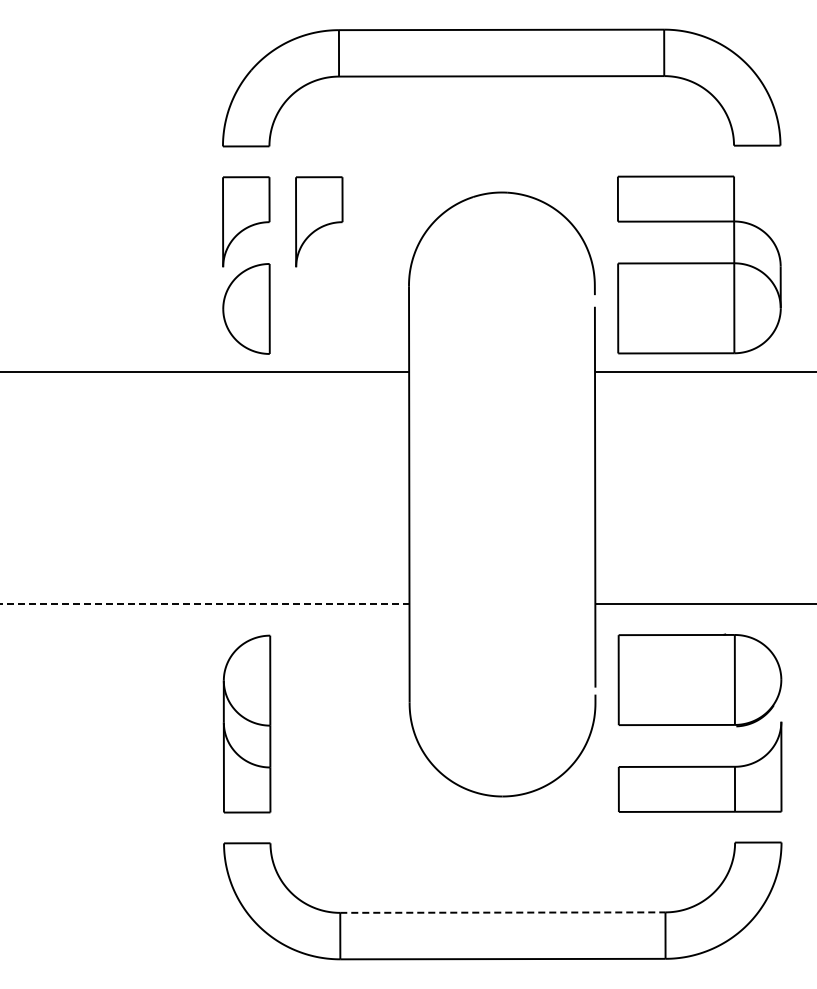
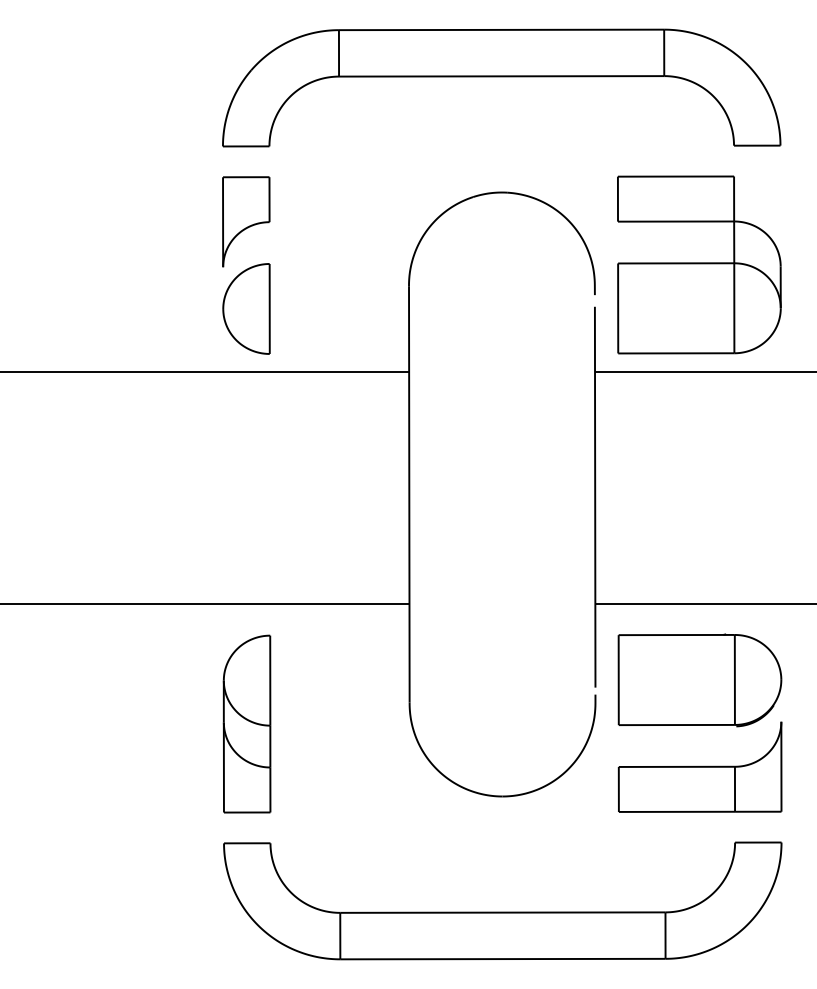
part: present -> none (319, 221)
line: dashed -> solid (204, 604)
line: dashed -> solid (502, 912)
